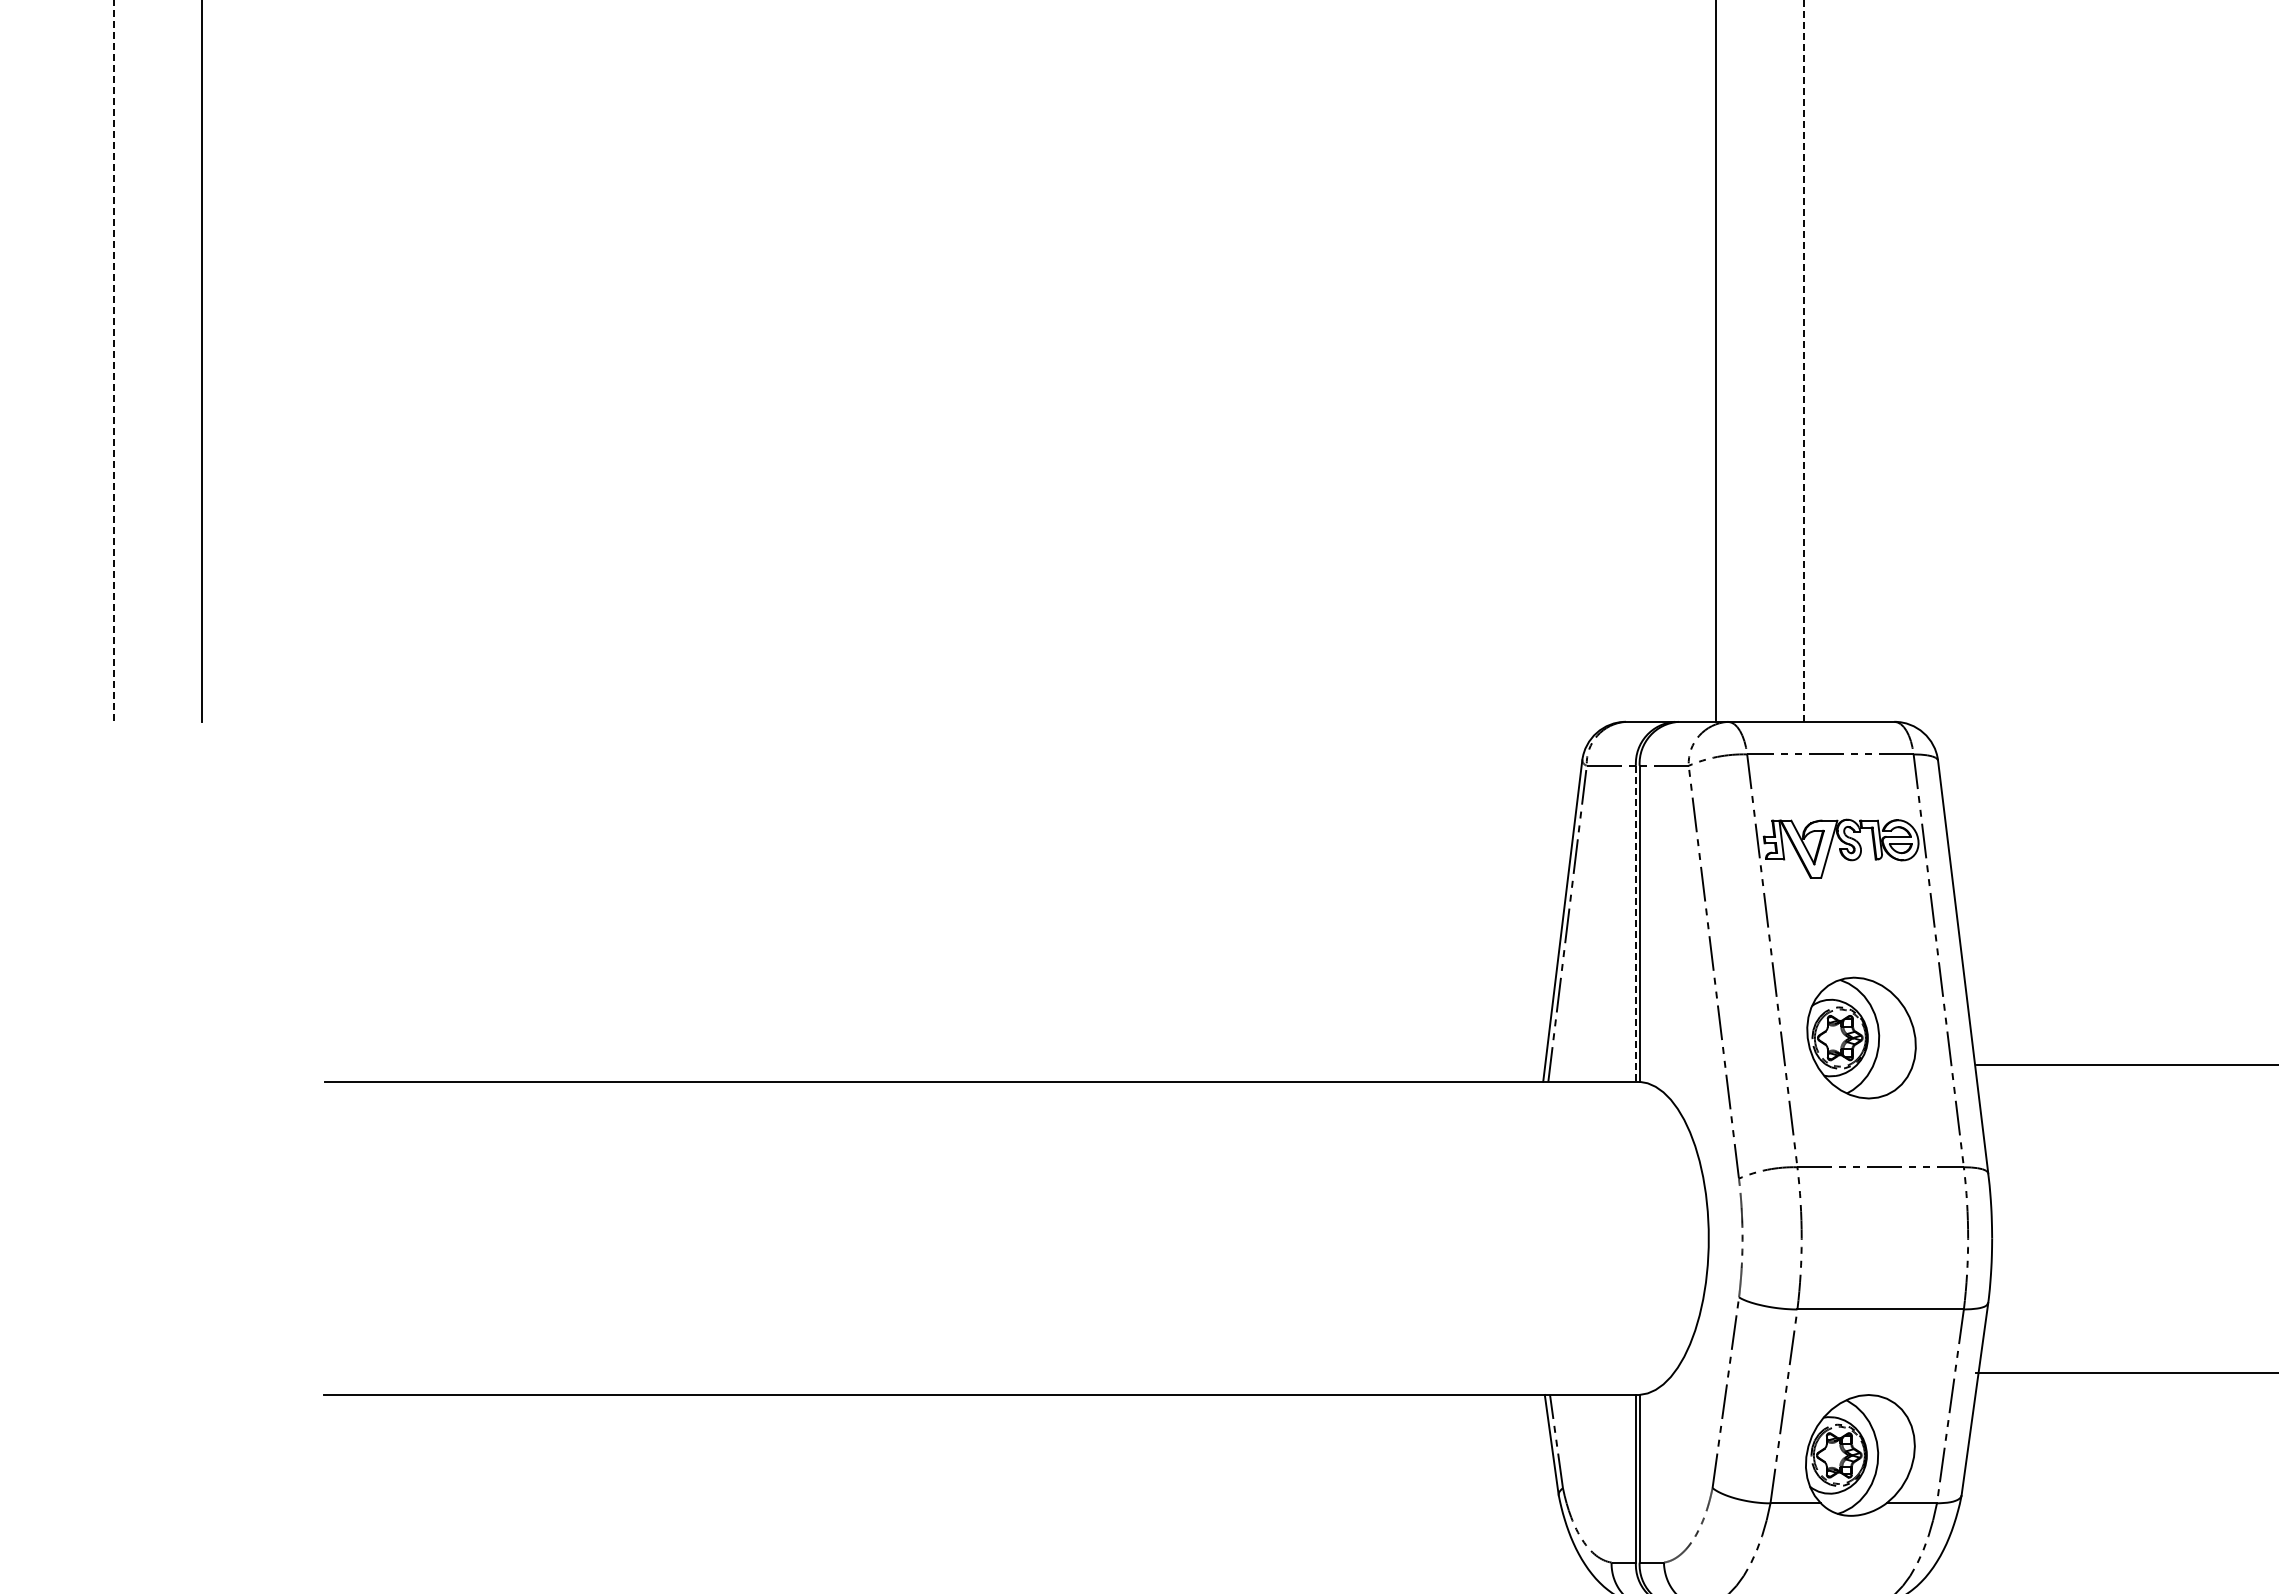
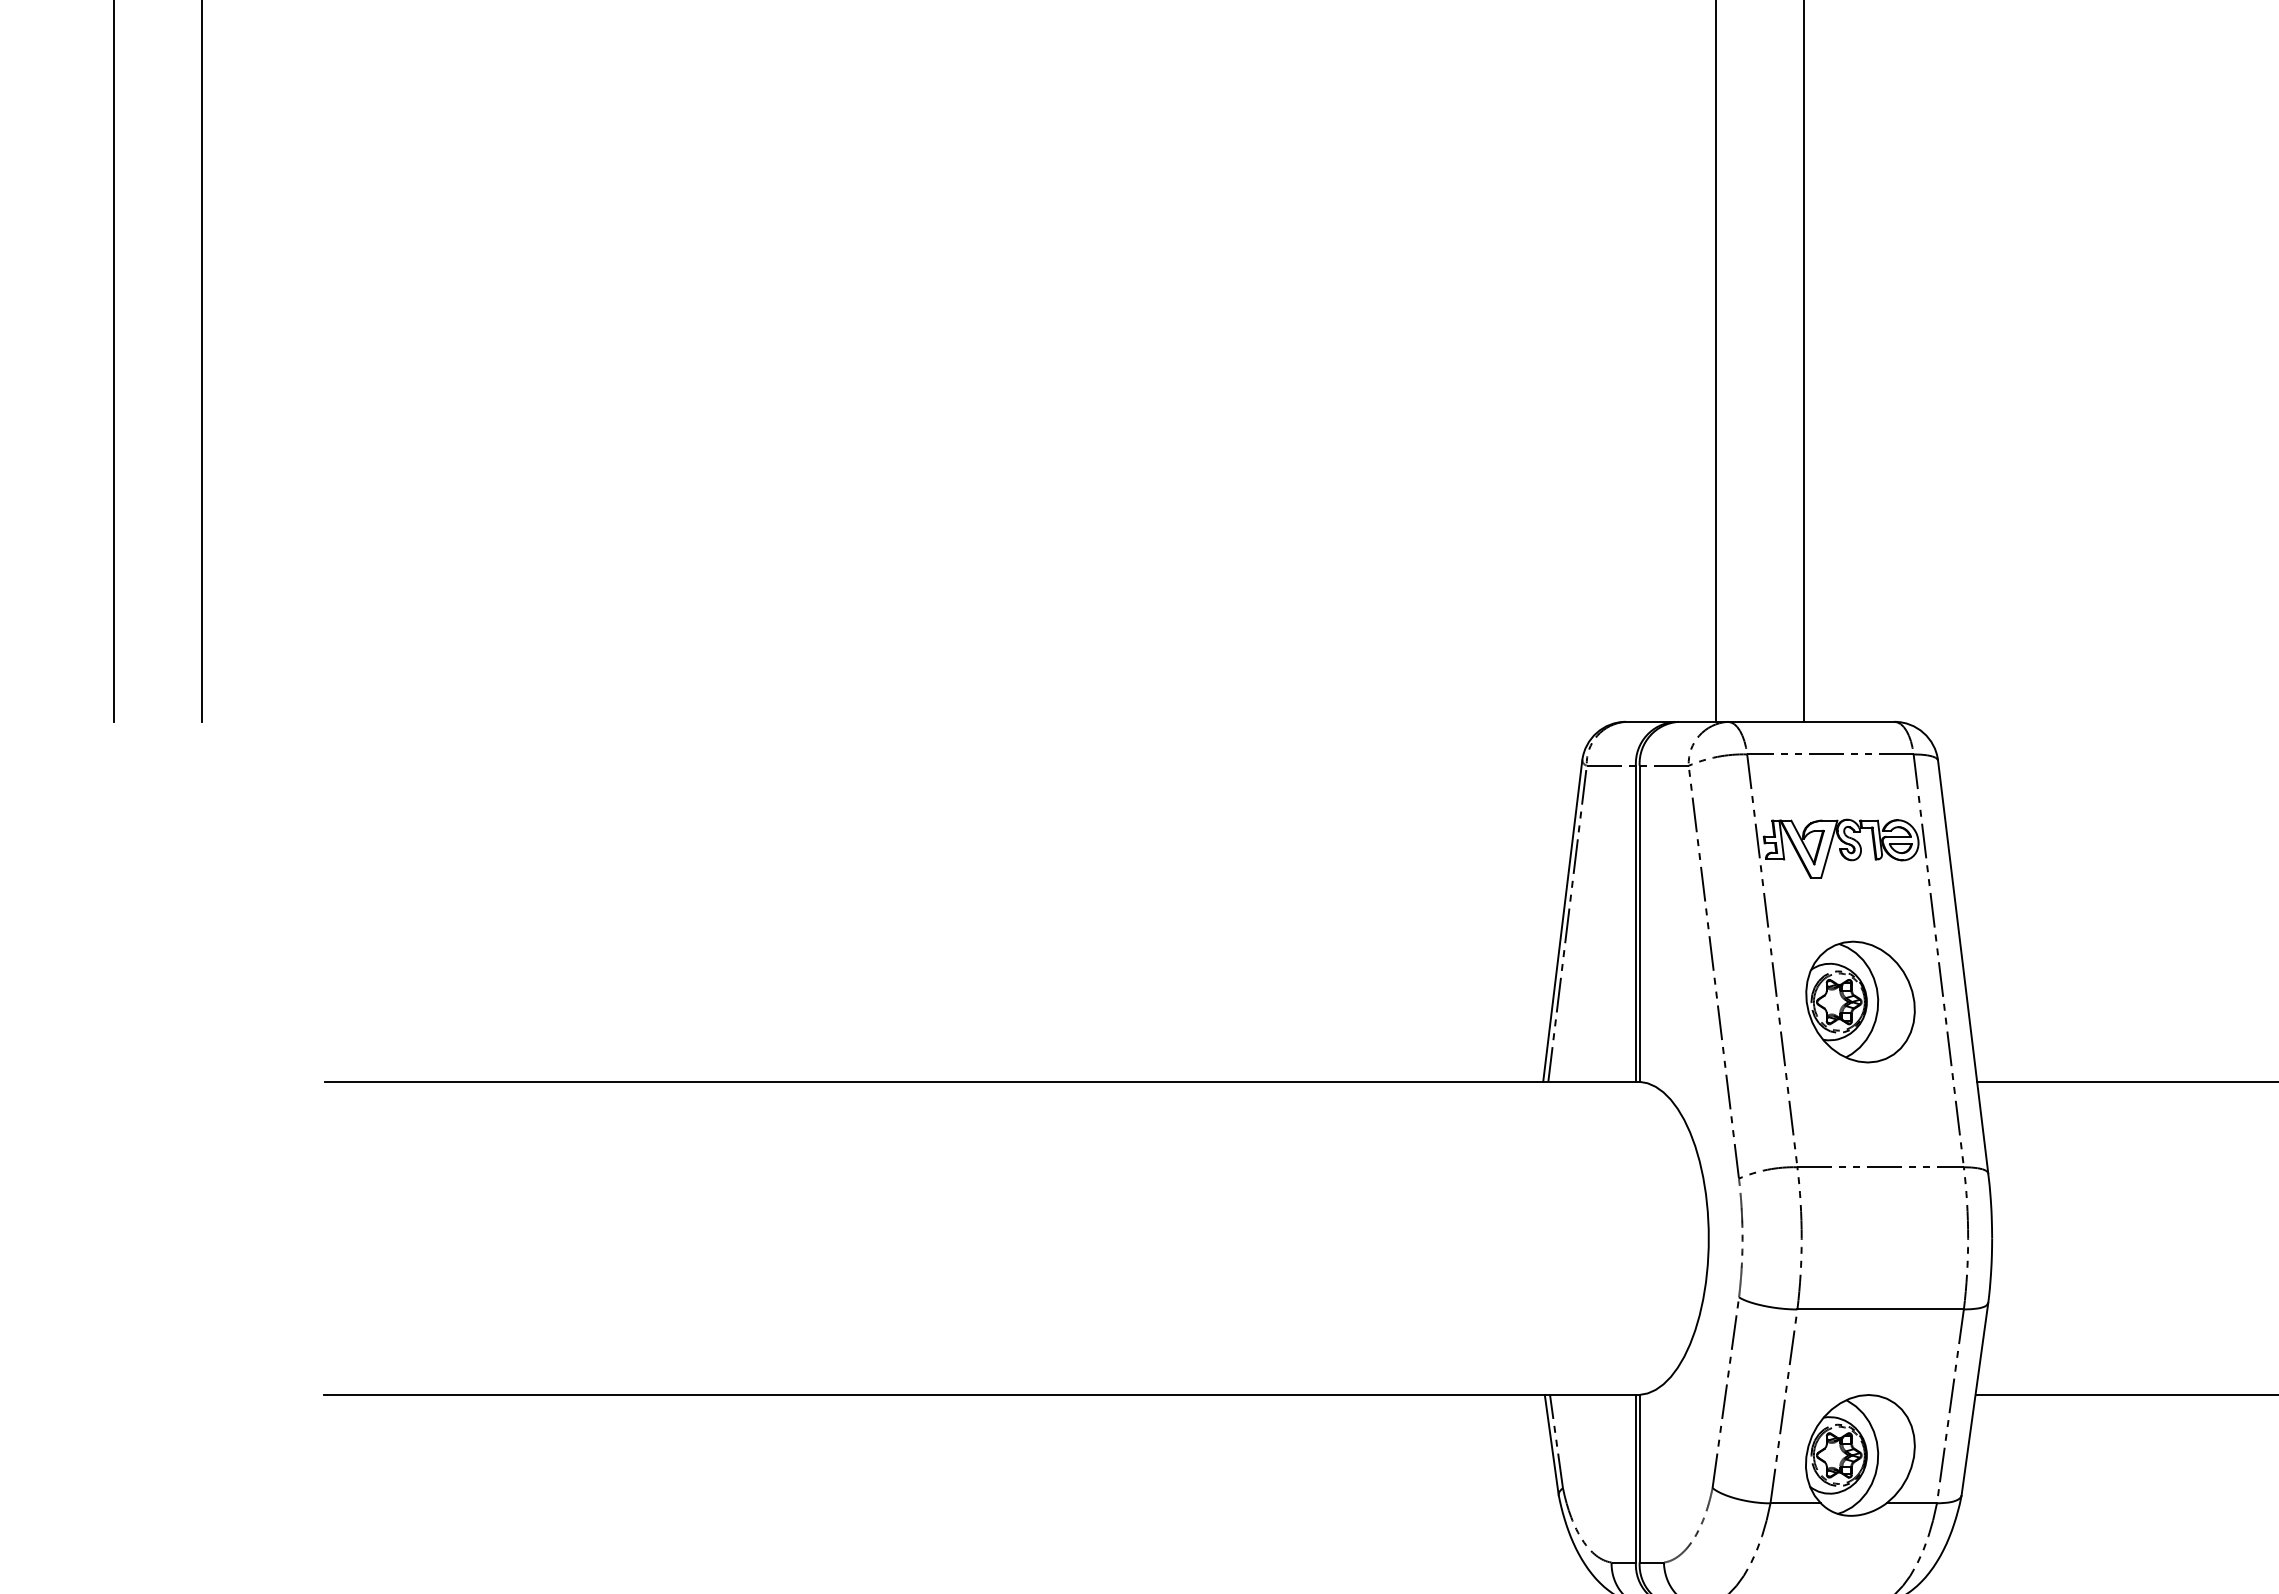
line: dashed -> solid (1804, 360)
line: dashed -> solid (113, 361)
line: dashed -> solid (1635, 923)
part position: (1861, 1037) -> (1860, 1001) (1860, 1001)
line position: (2126, 1064) -> (2126, 1081) (2126, 1081)
line position: (2125, 1372) -> (2125, 1394) (2125, 1394)
